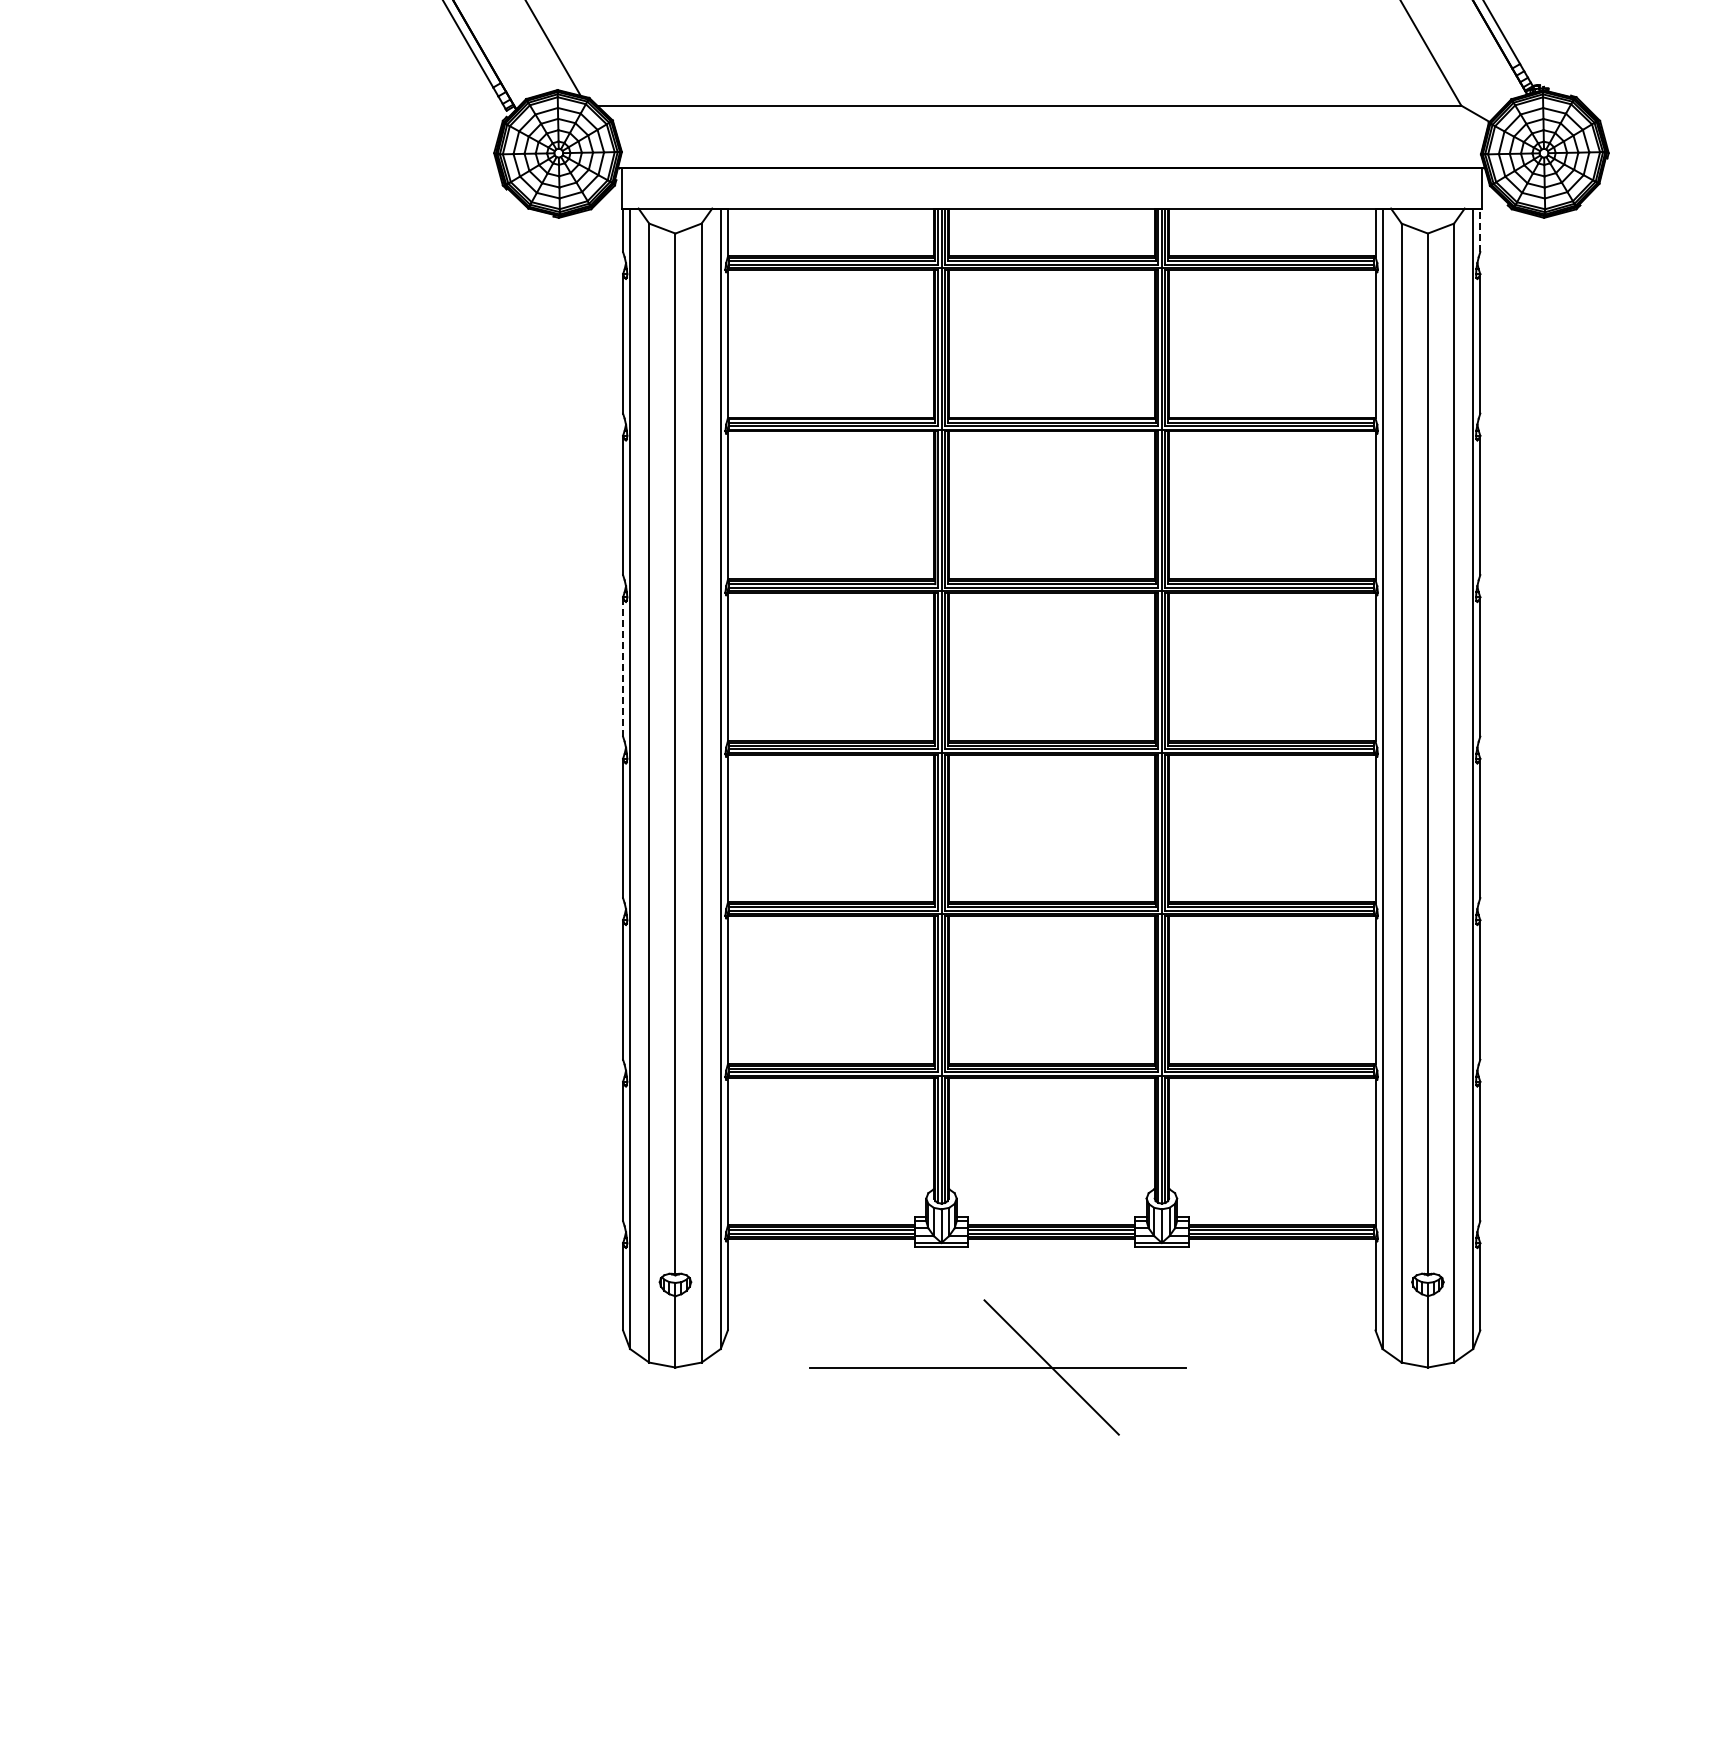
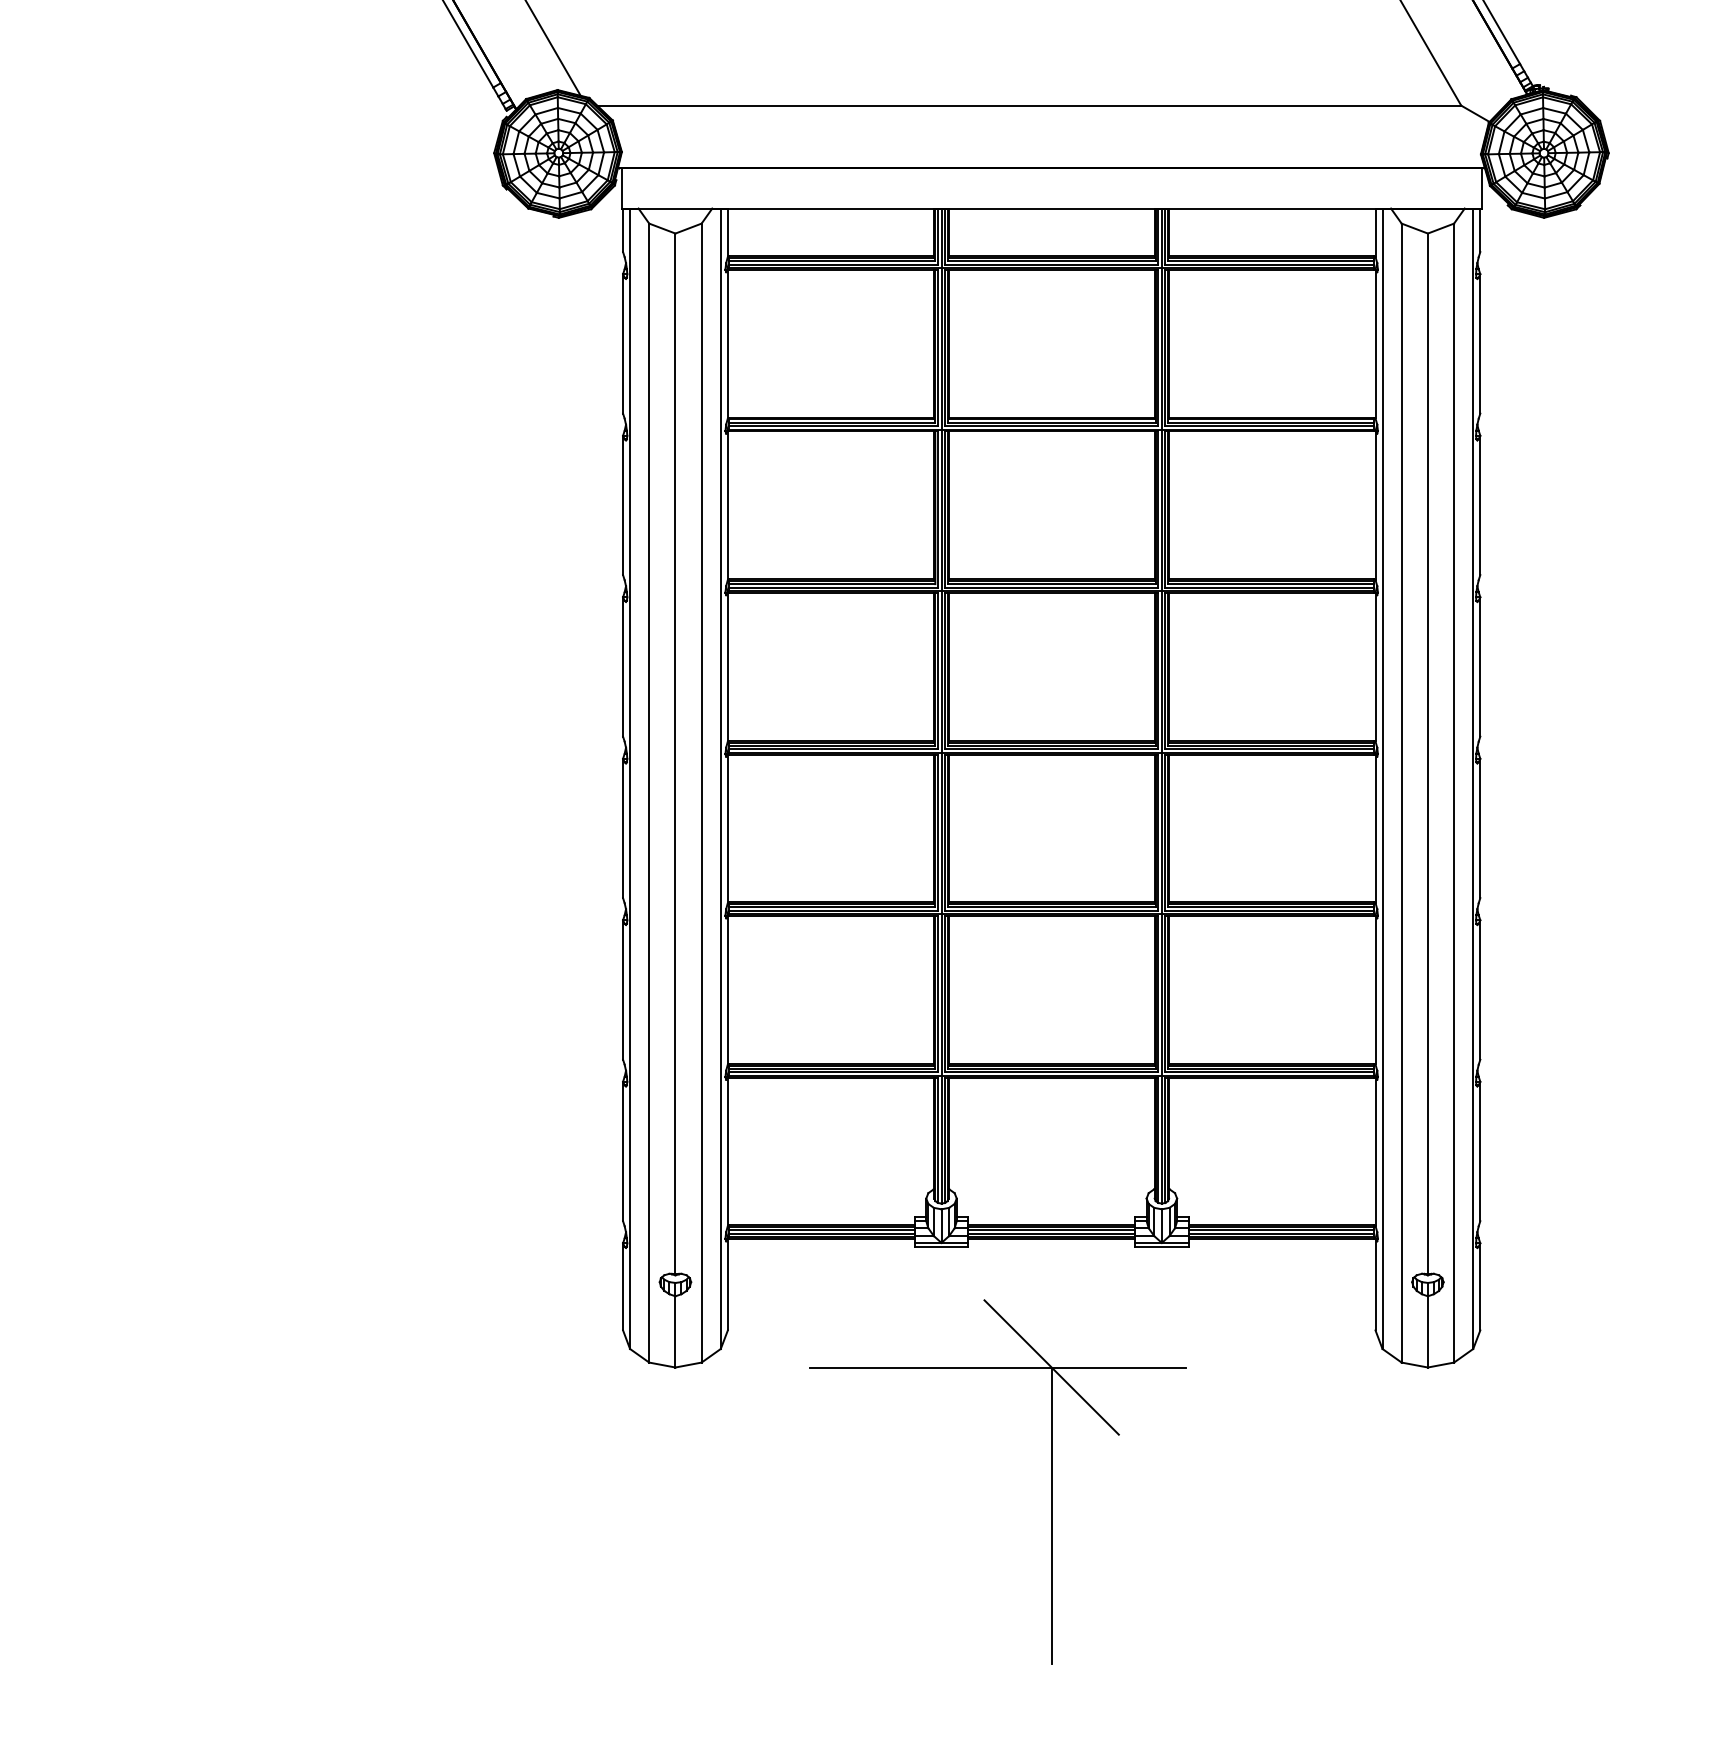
line: dashed -> solid (1480, 230)
line: dashed -> solid (623, 666)
line: none -> present (1051, 1515)
